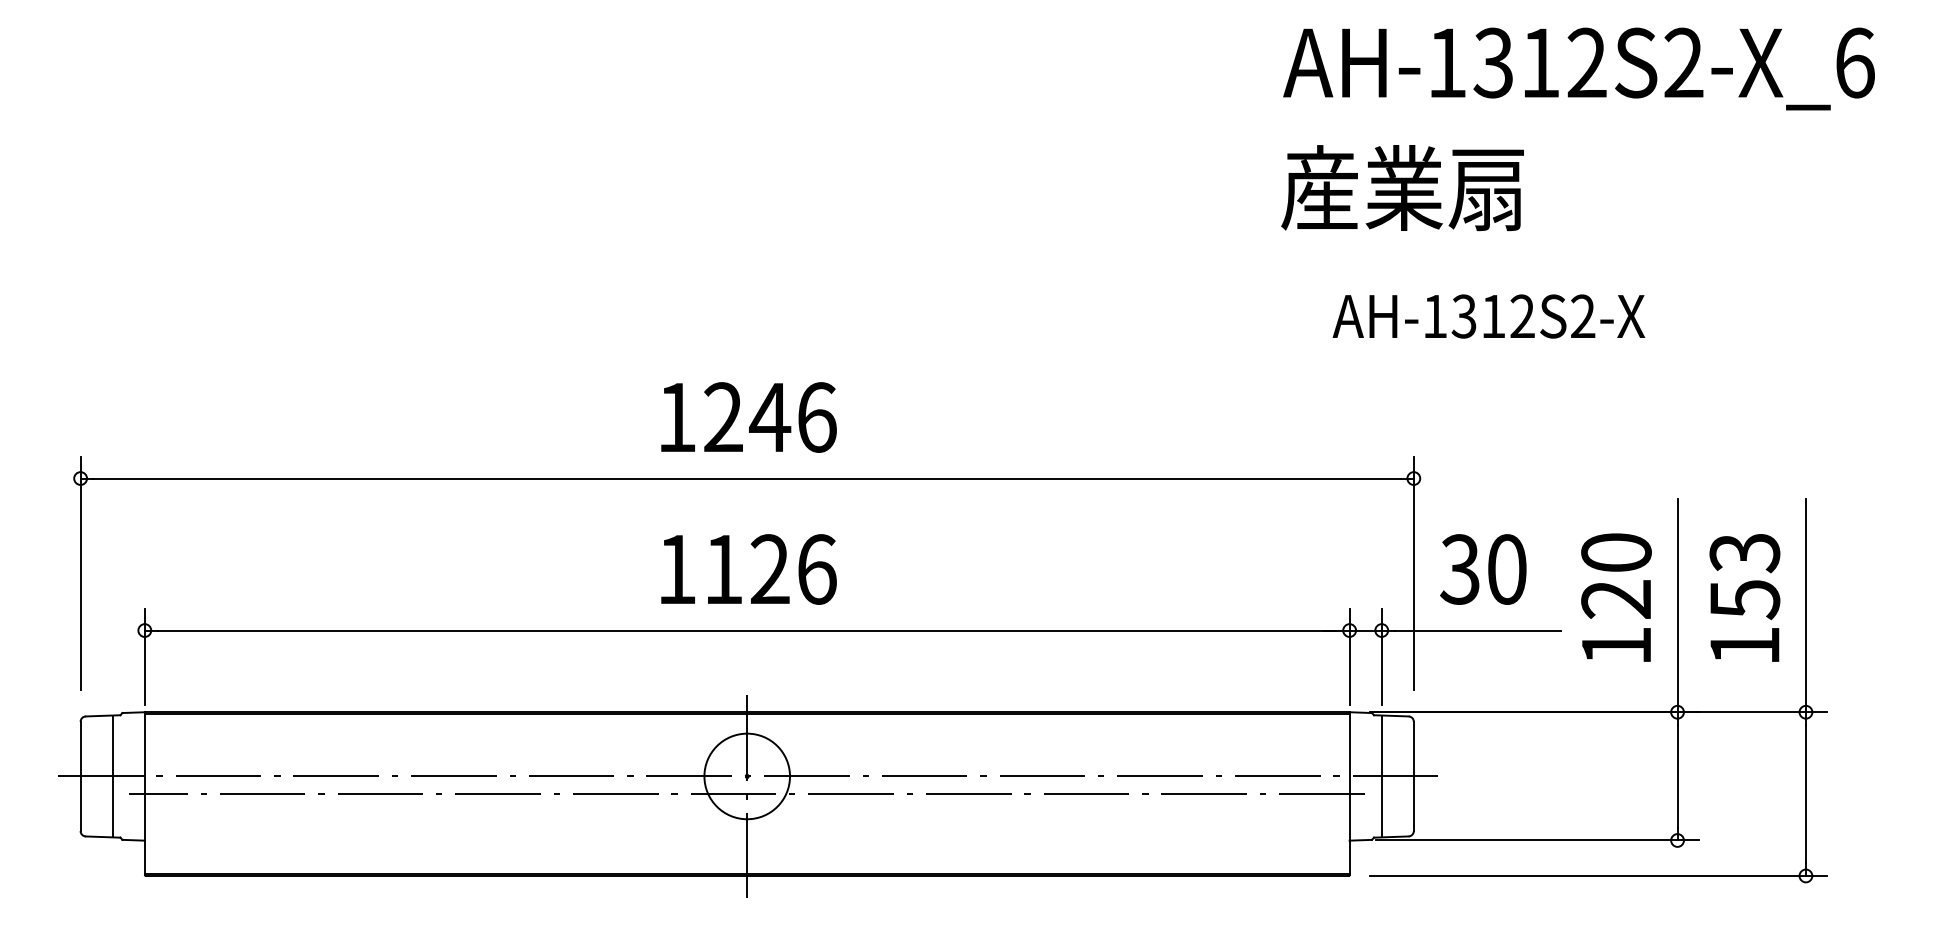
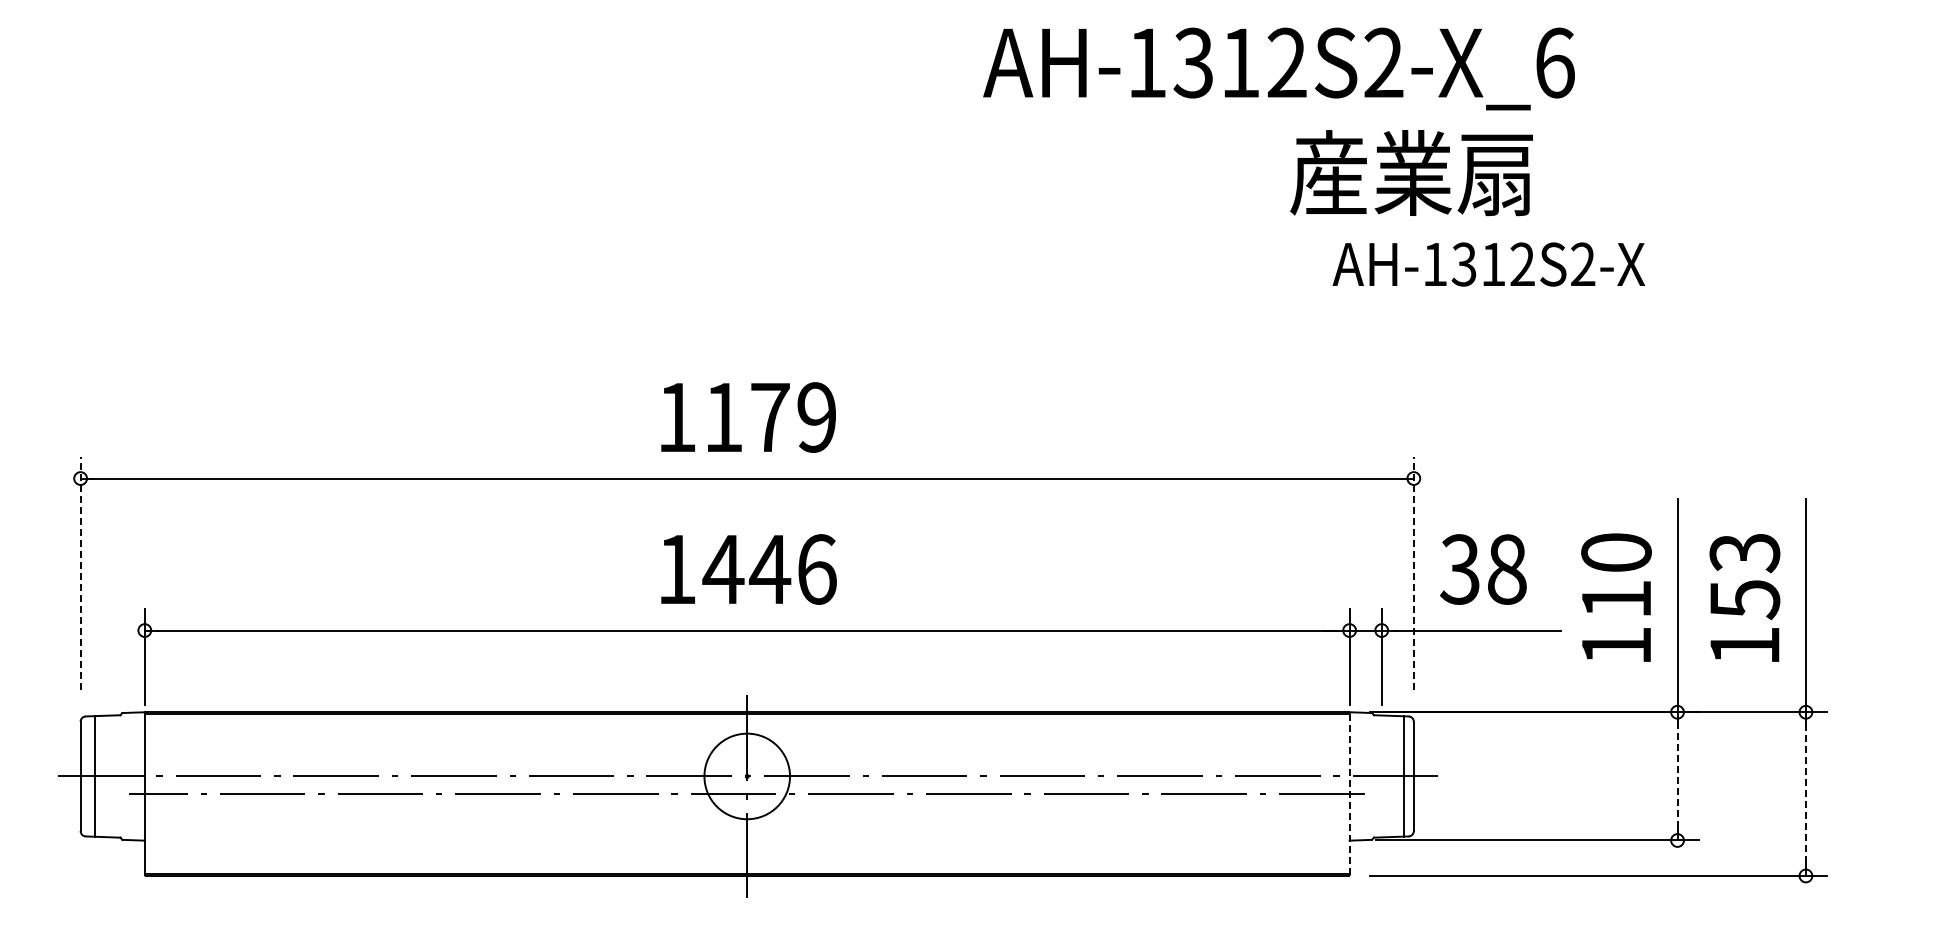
text position: (1578, 68) -> (1278, 68) (1278, 68)
text position: (1402, 188) -> (1411, 173) (1411, 173)
text position: (1488, 316) -> (1488, 264) (1488, 264)
text: 1246 -> 1179 (770, 417)
text: 1126 -> 1446 (746, 568)
text: 30 -> 38 (1507, 569)
line: solid -> dashed (80, 572)
line: solid -> dashed (1413, 572)
text: 120 -> 110 (1615, 599)
line: solid -> dashed (1677, 775)
line position: (112, 776) -> (94, 776) (94, 776)
line position: (1381, 776) -> (1403, 776) (1403, 776)
line: solid -> dashed (1349, 793)
line: solid -> dashed (1805, 793)
